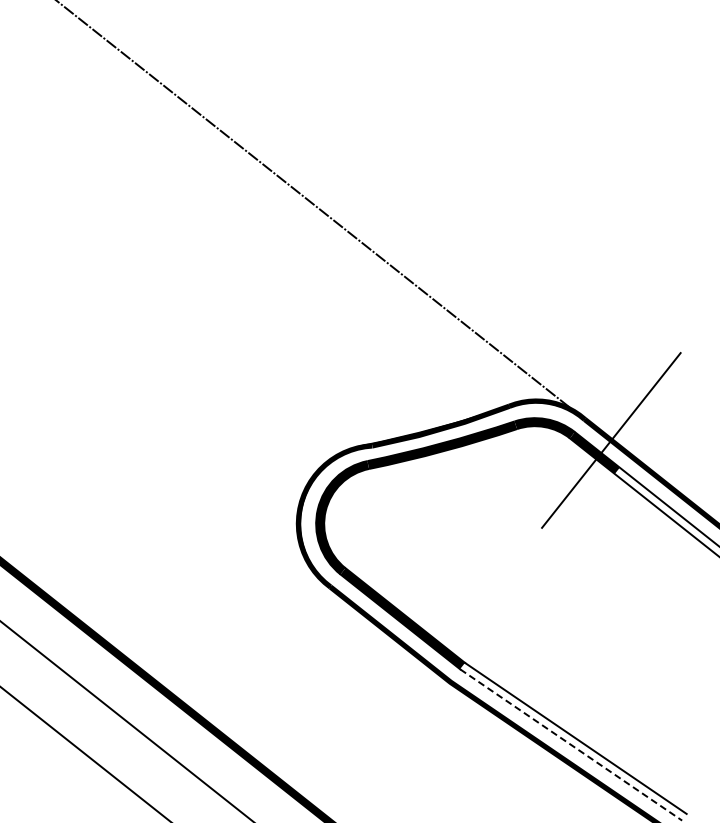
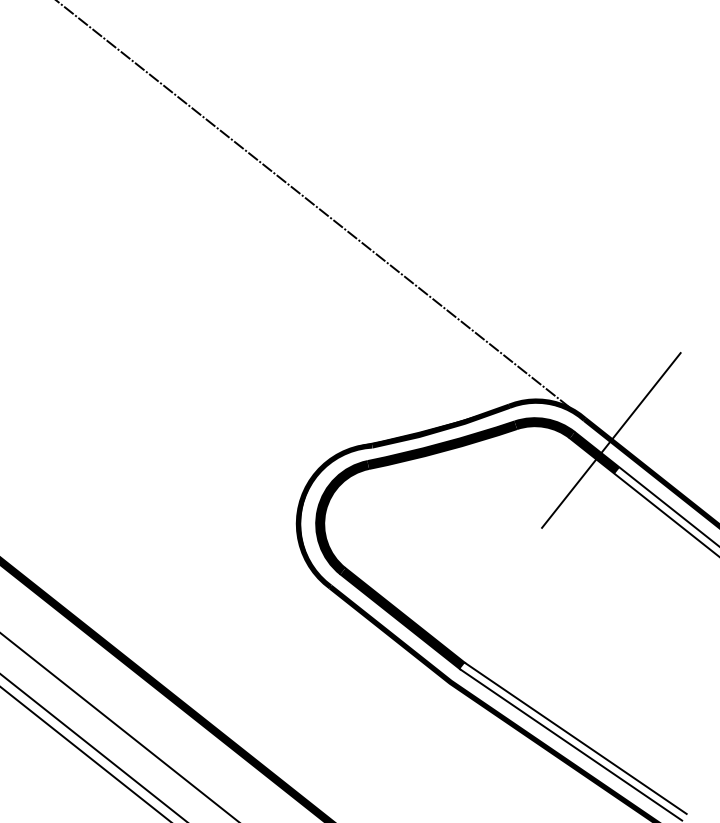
line position: (126, 720) -> (118, 726) (118, 726)
line: dashed -> solid (571, 745)
line: none -> present (92, 747)
